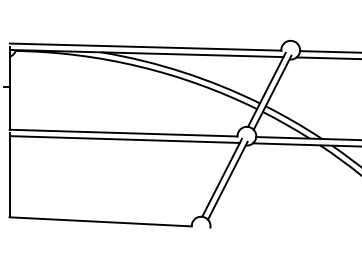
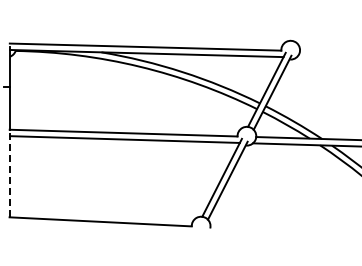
line: present -> none (329, 51)
line: present -> none (327, 58)
line: solid -> dashed (10, 174)
